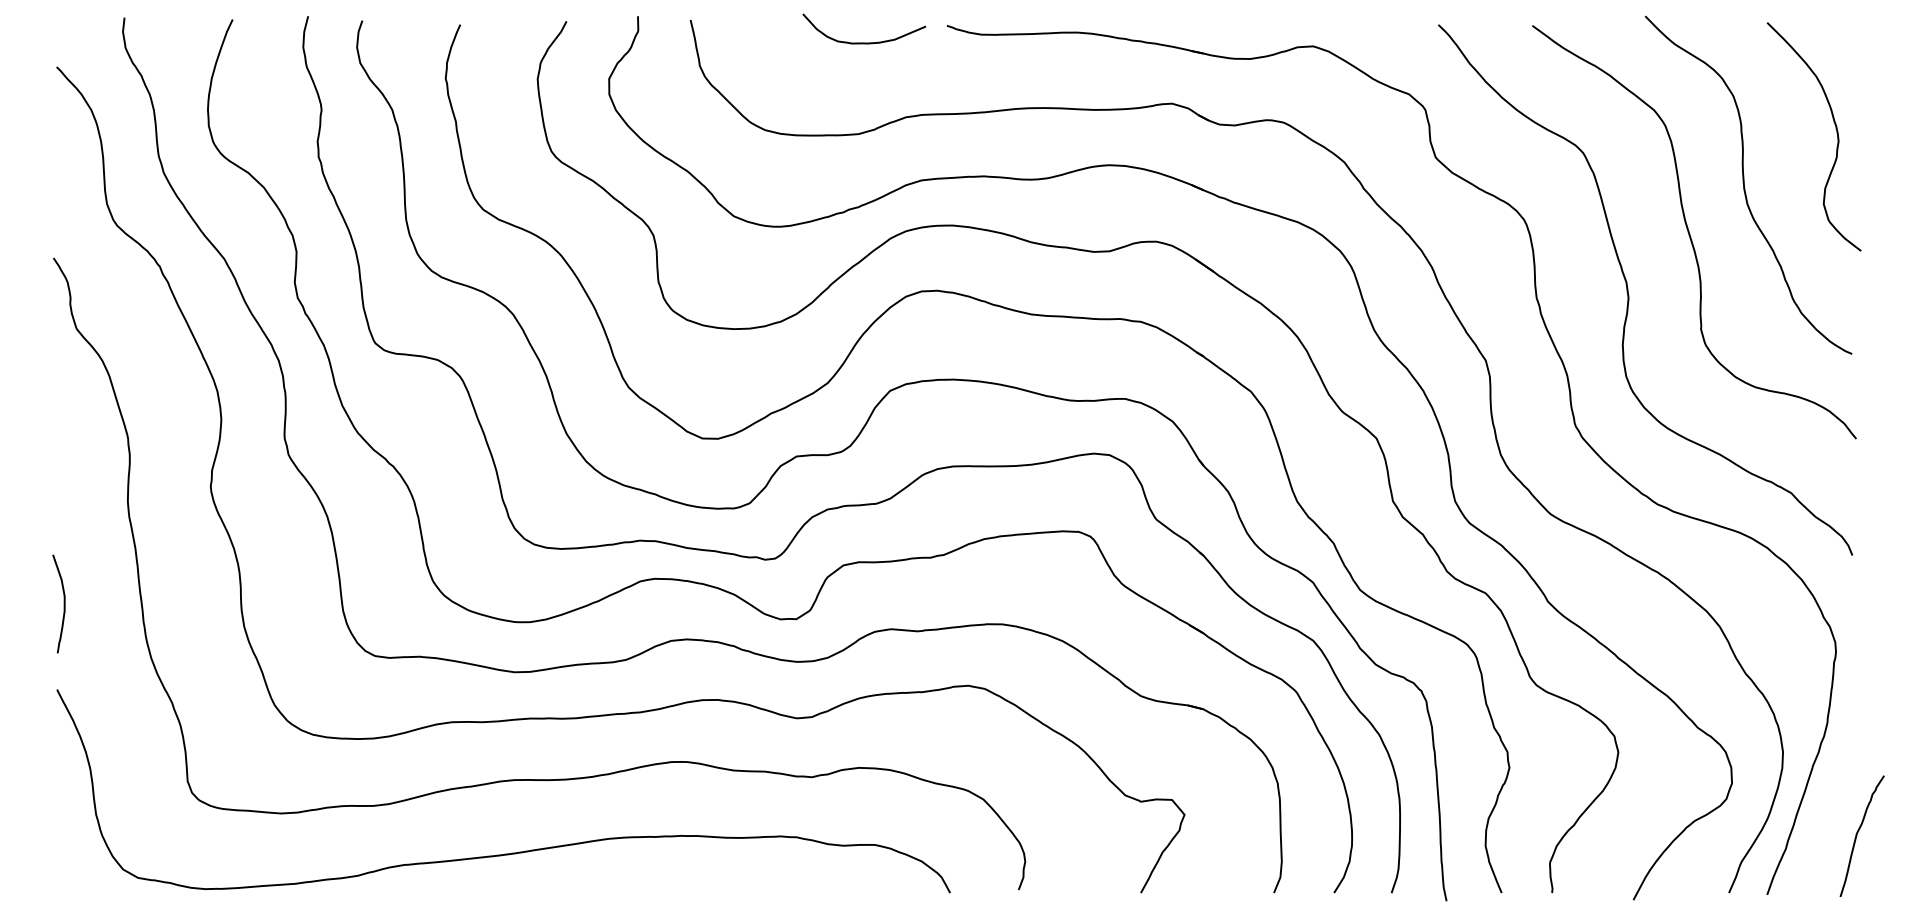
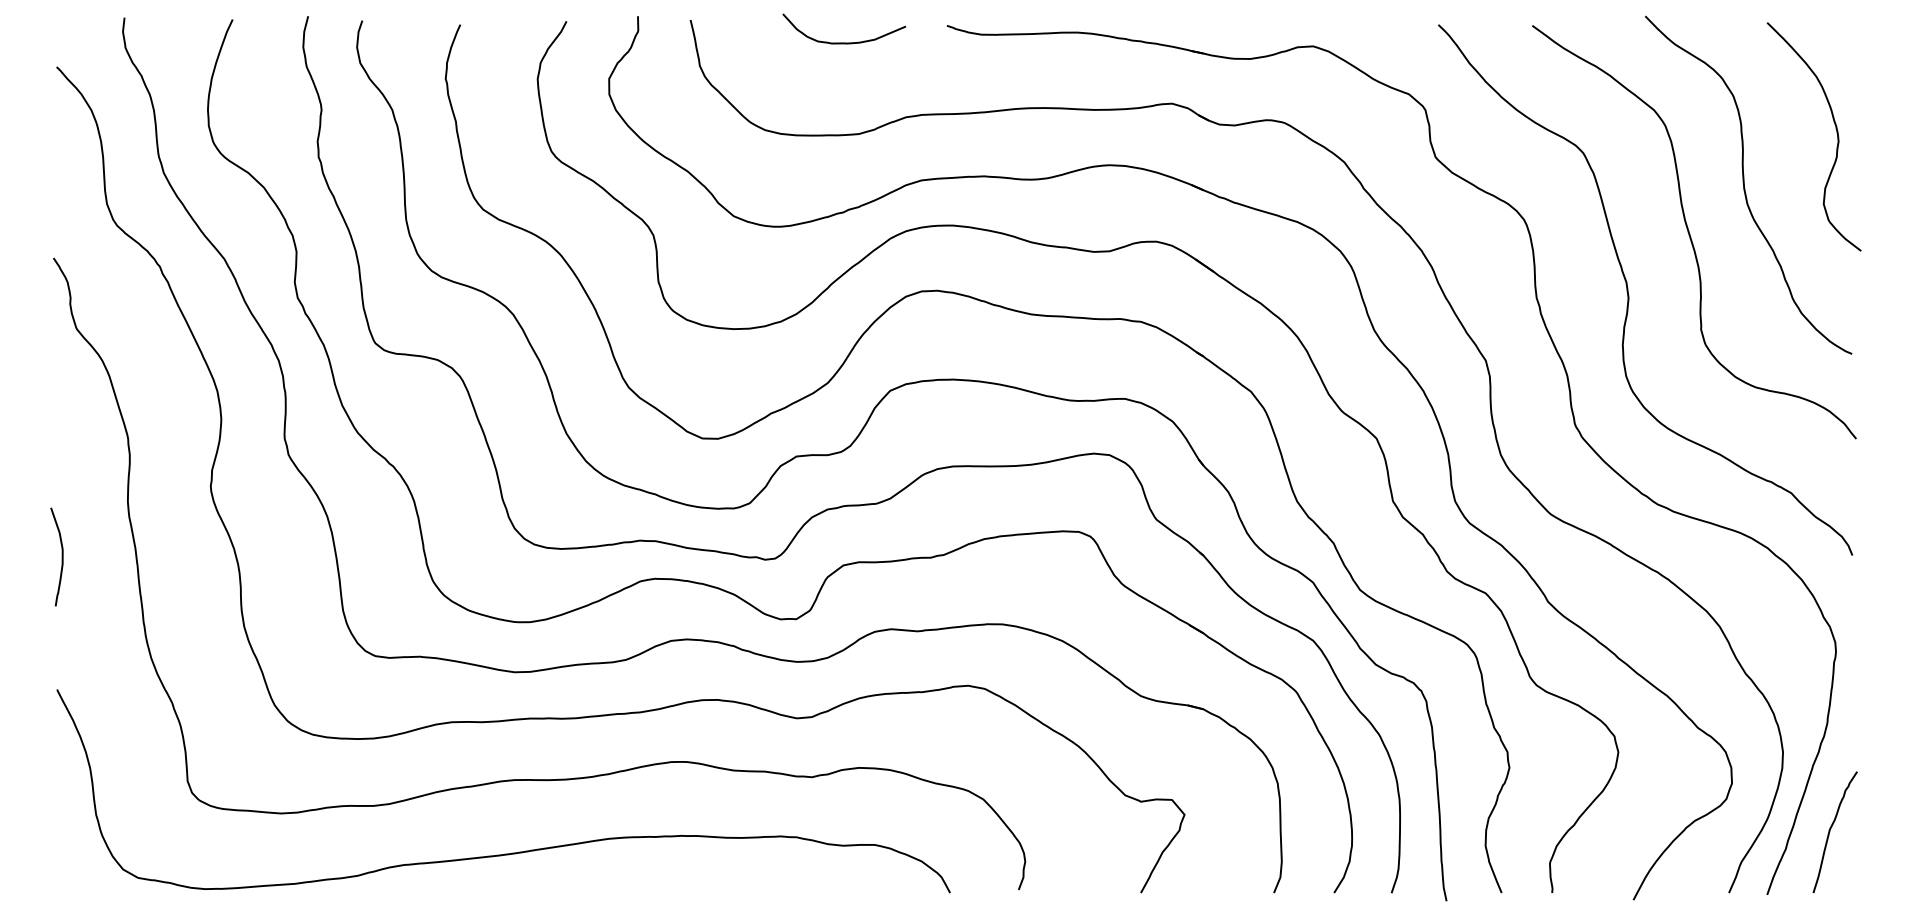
curve position: (864, 42) -> (844, 42) (844, 42)
curve position: (63, 603) -> (61, 556) (61, 556)
curve position: (1857, 836) -> (1830, 832) (1830, 832)
